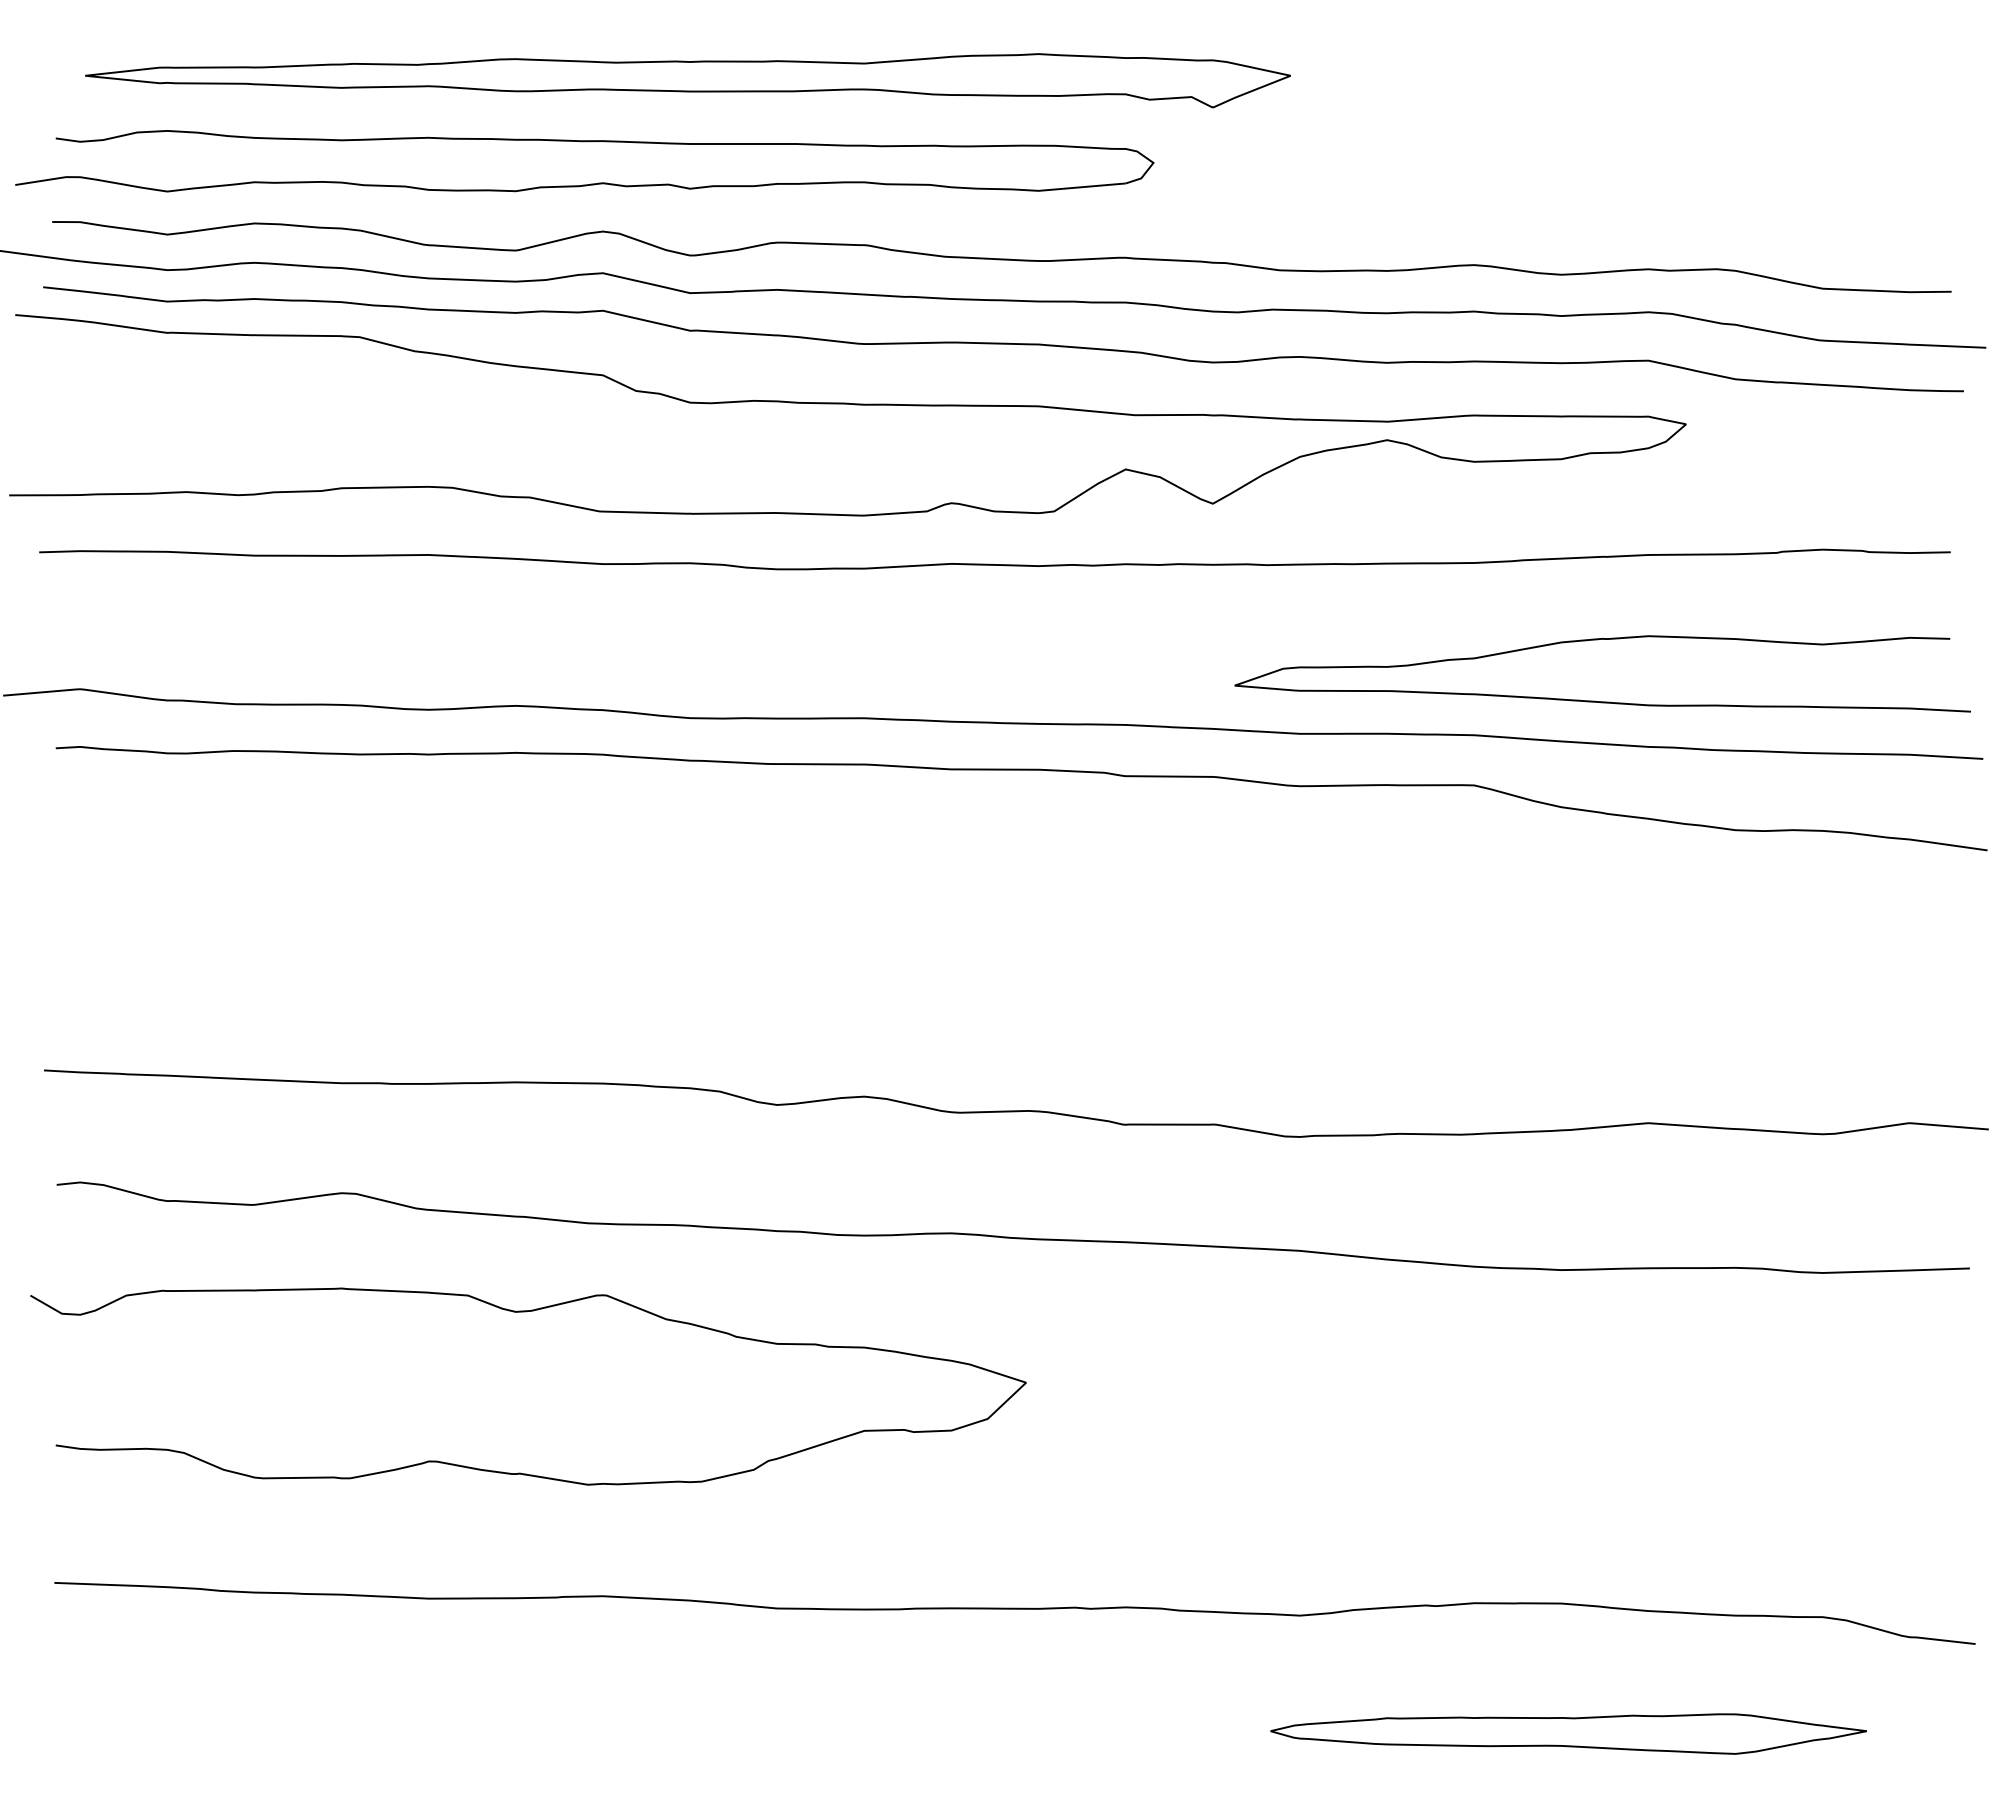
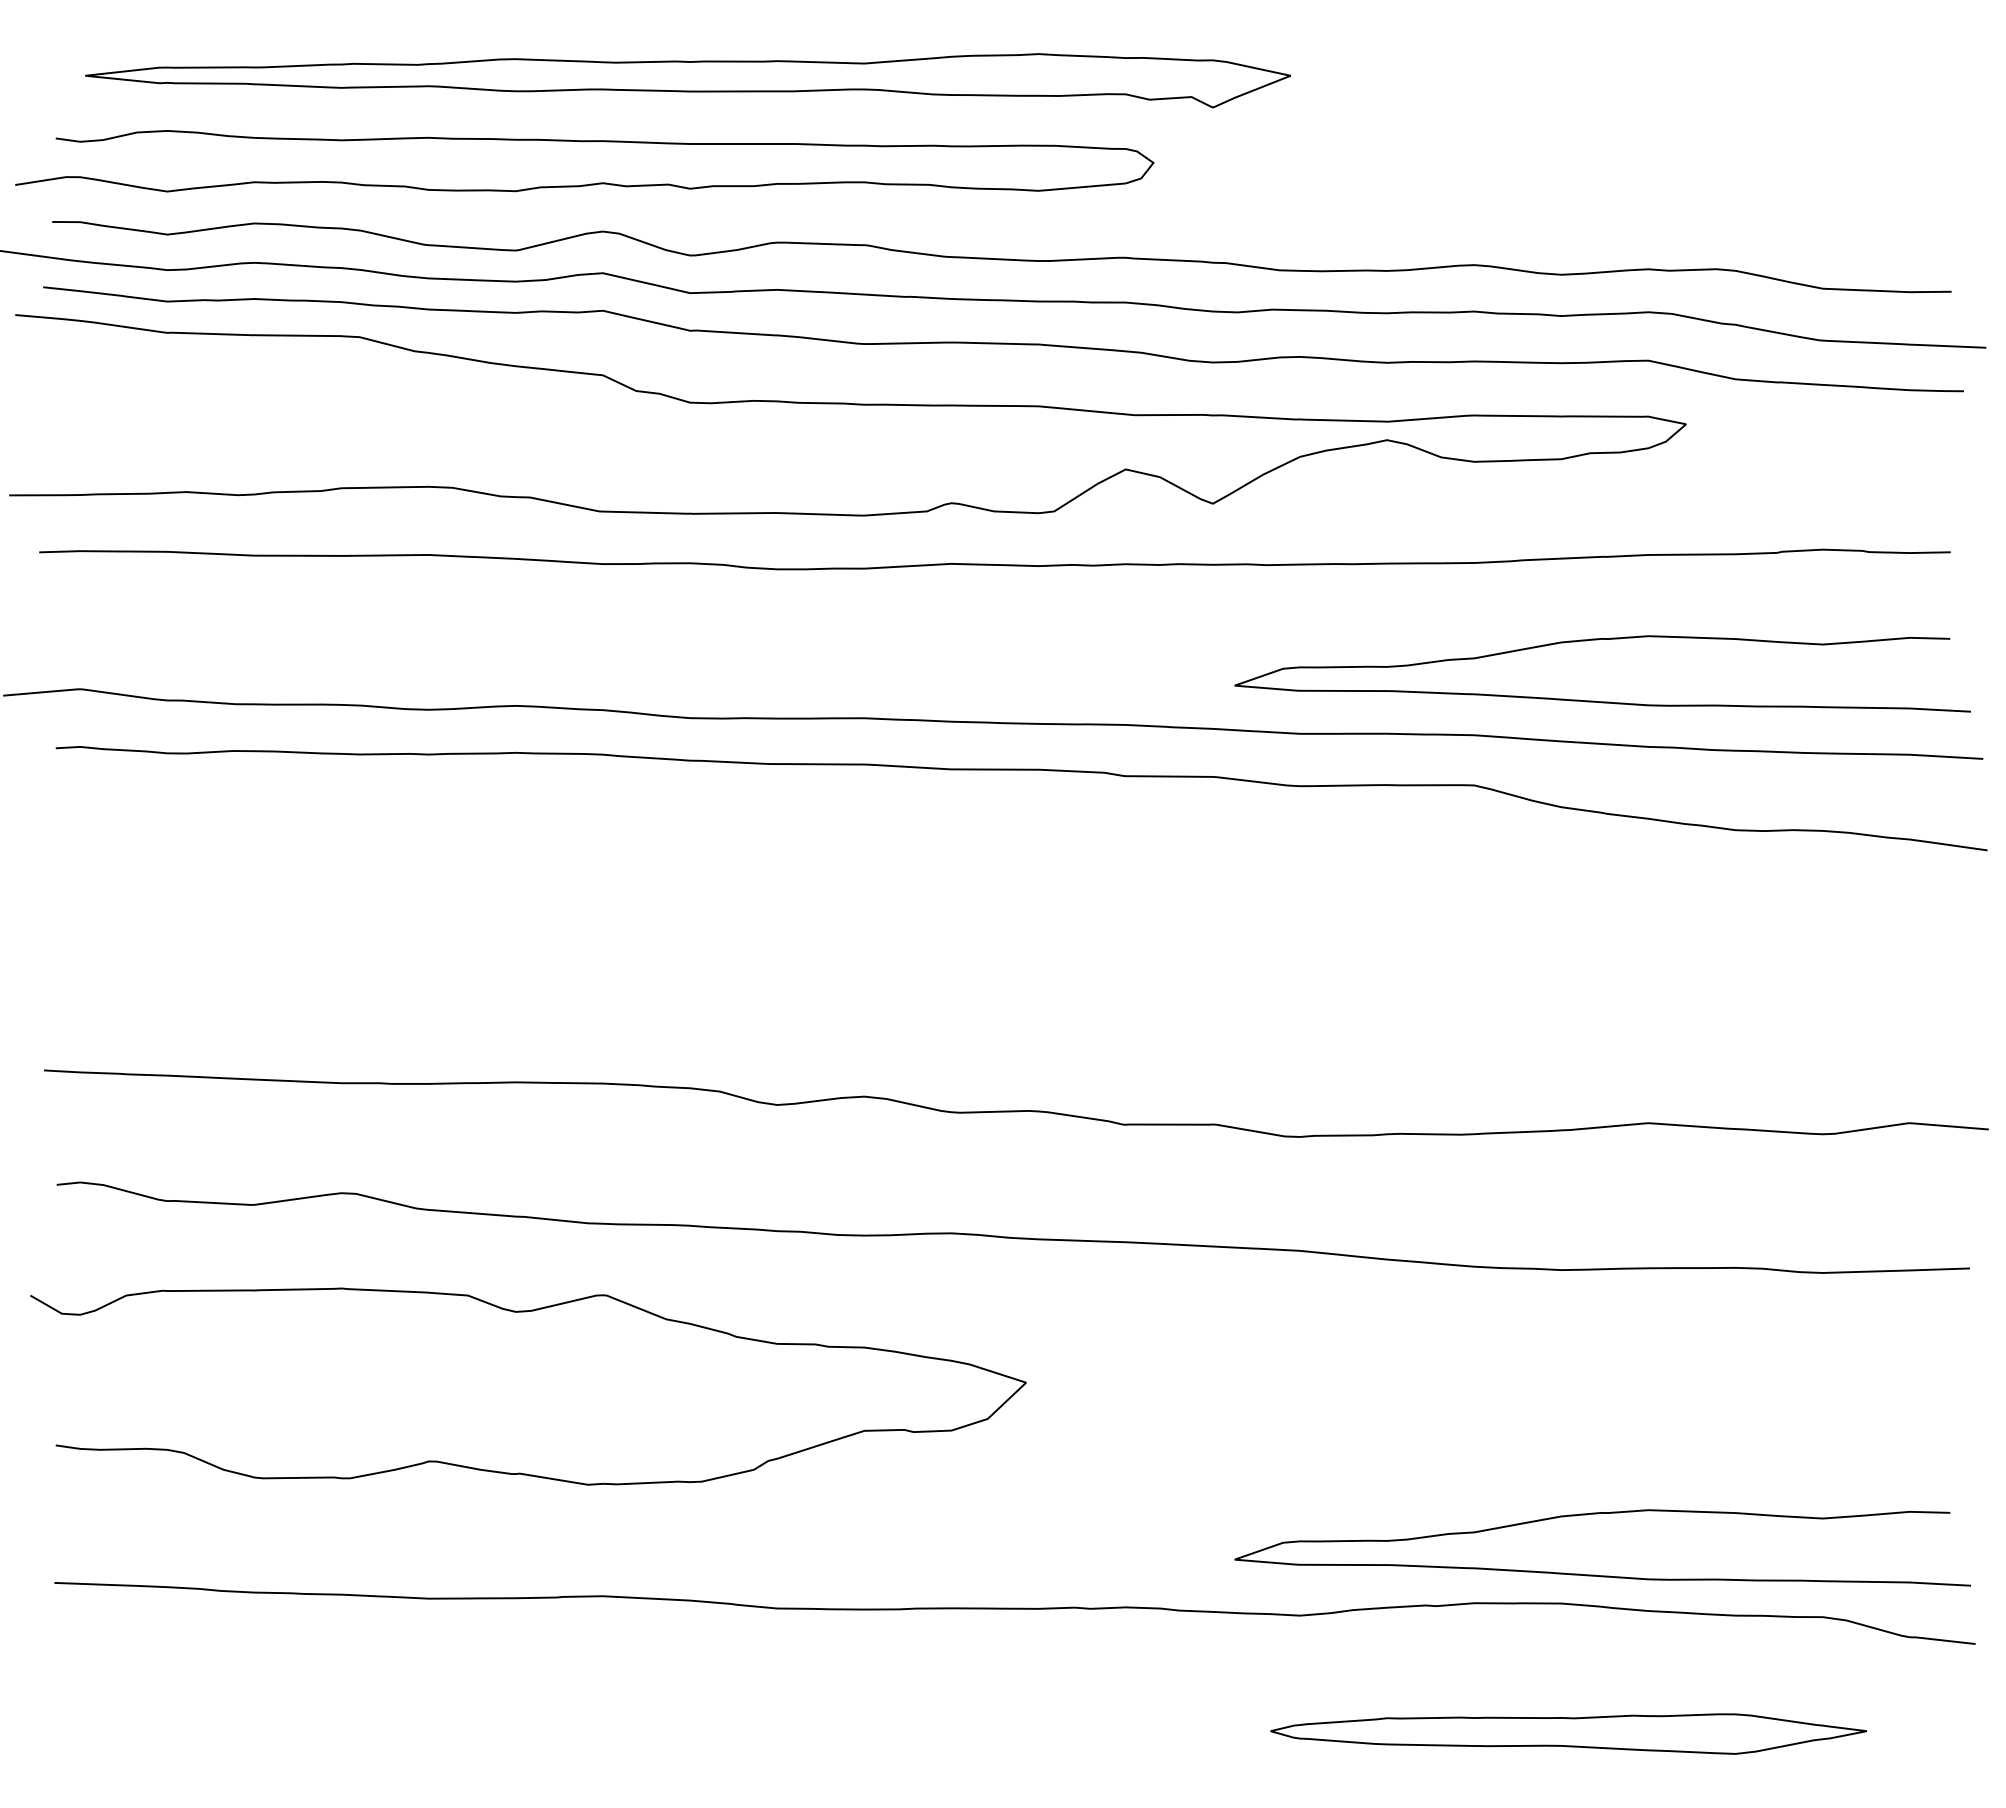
curve: none -> present (1595, 1574)
